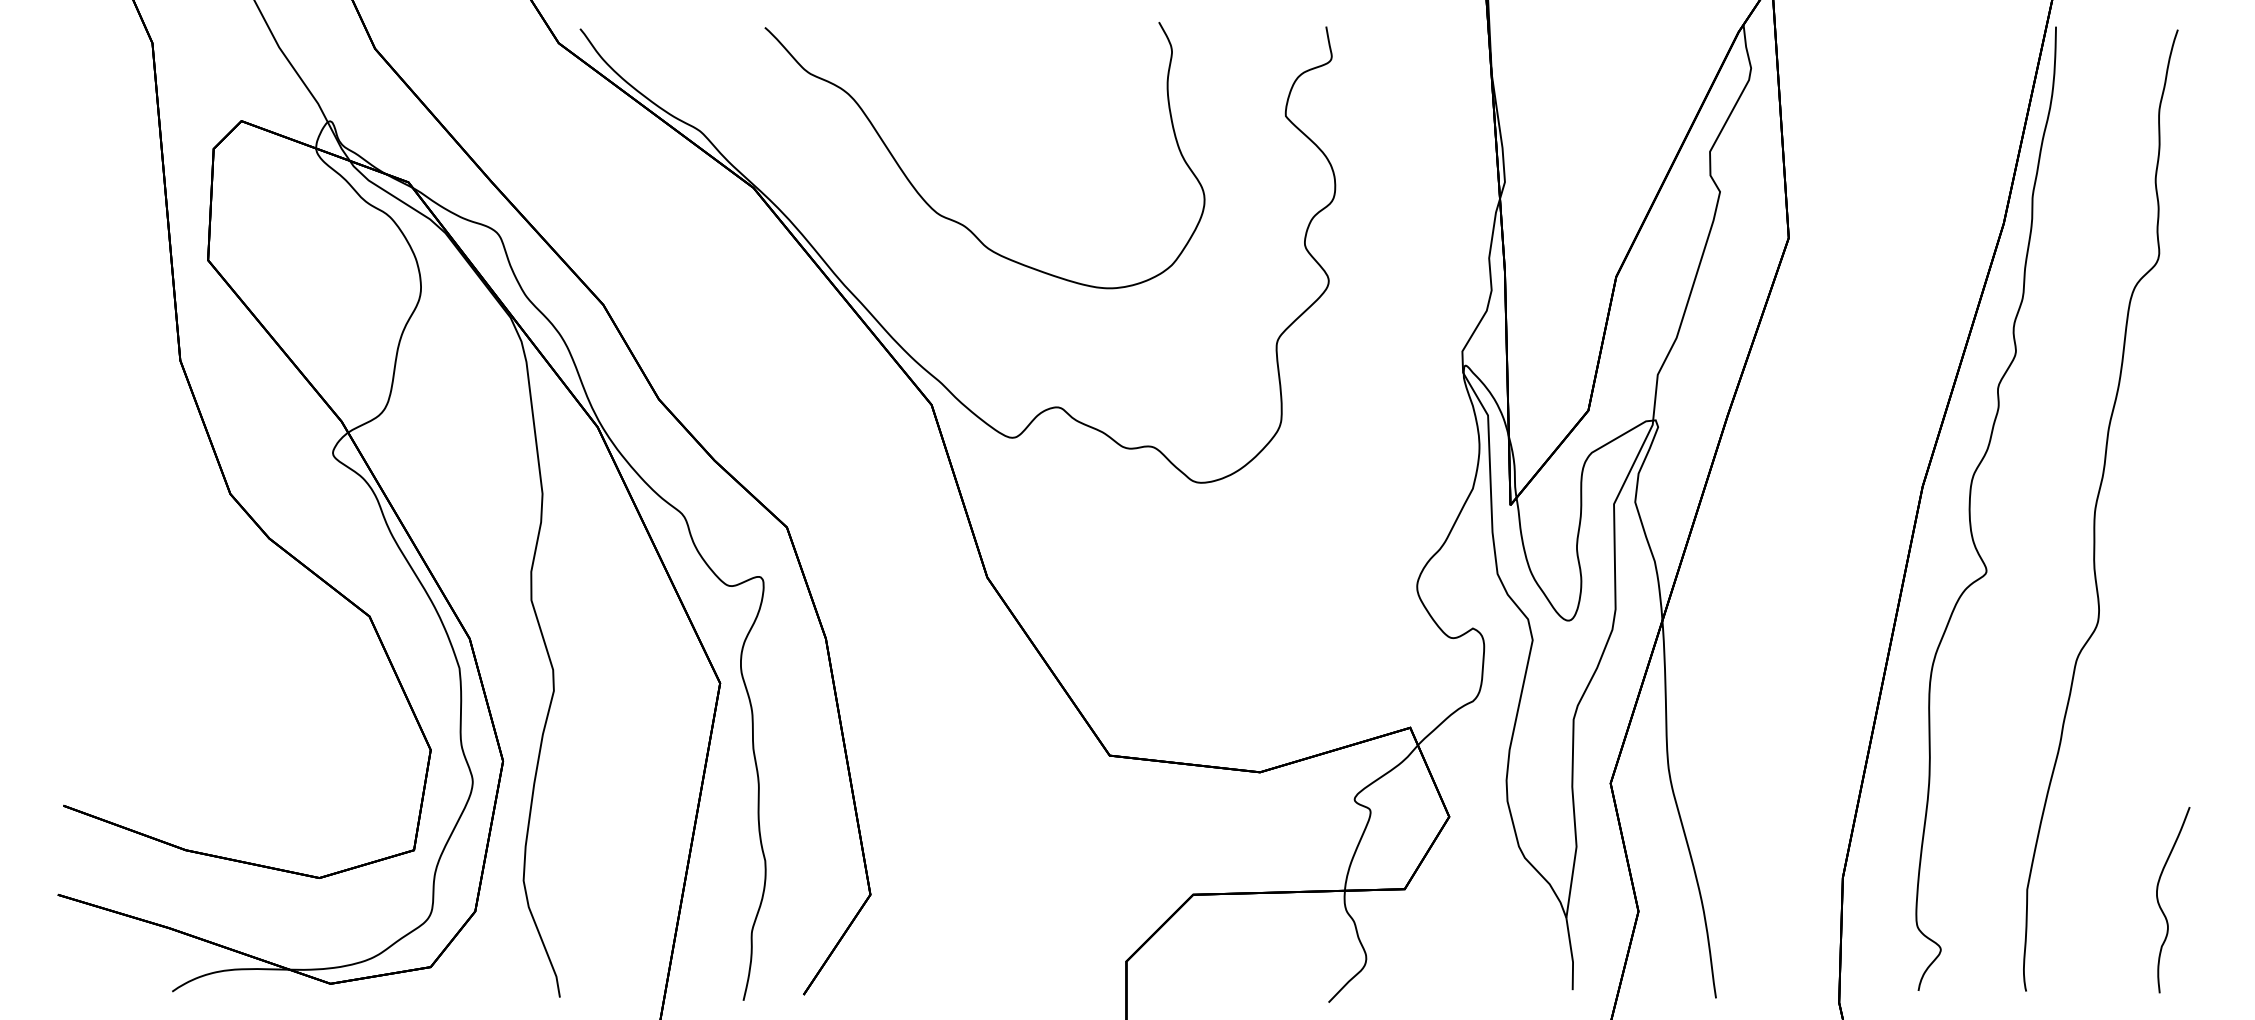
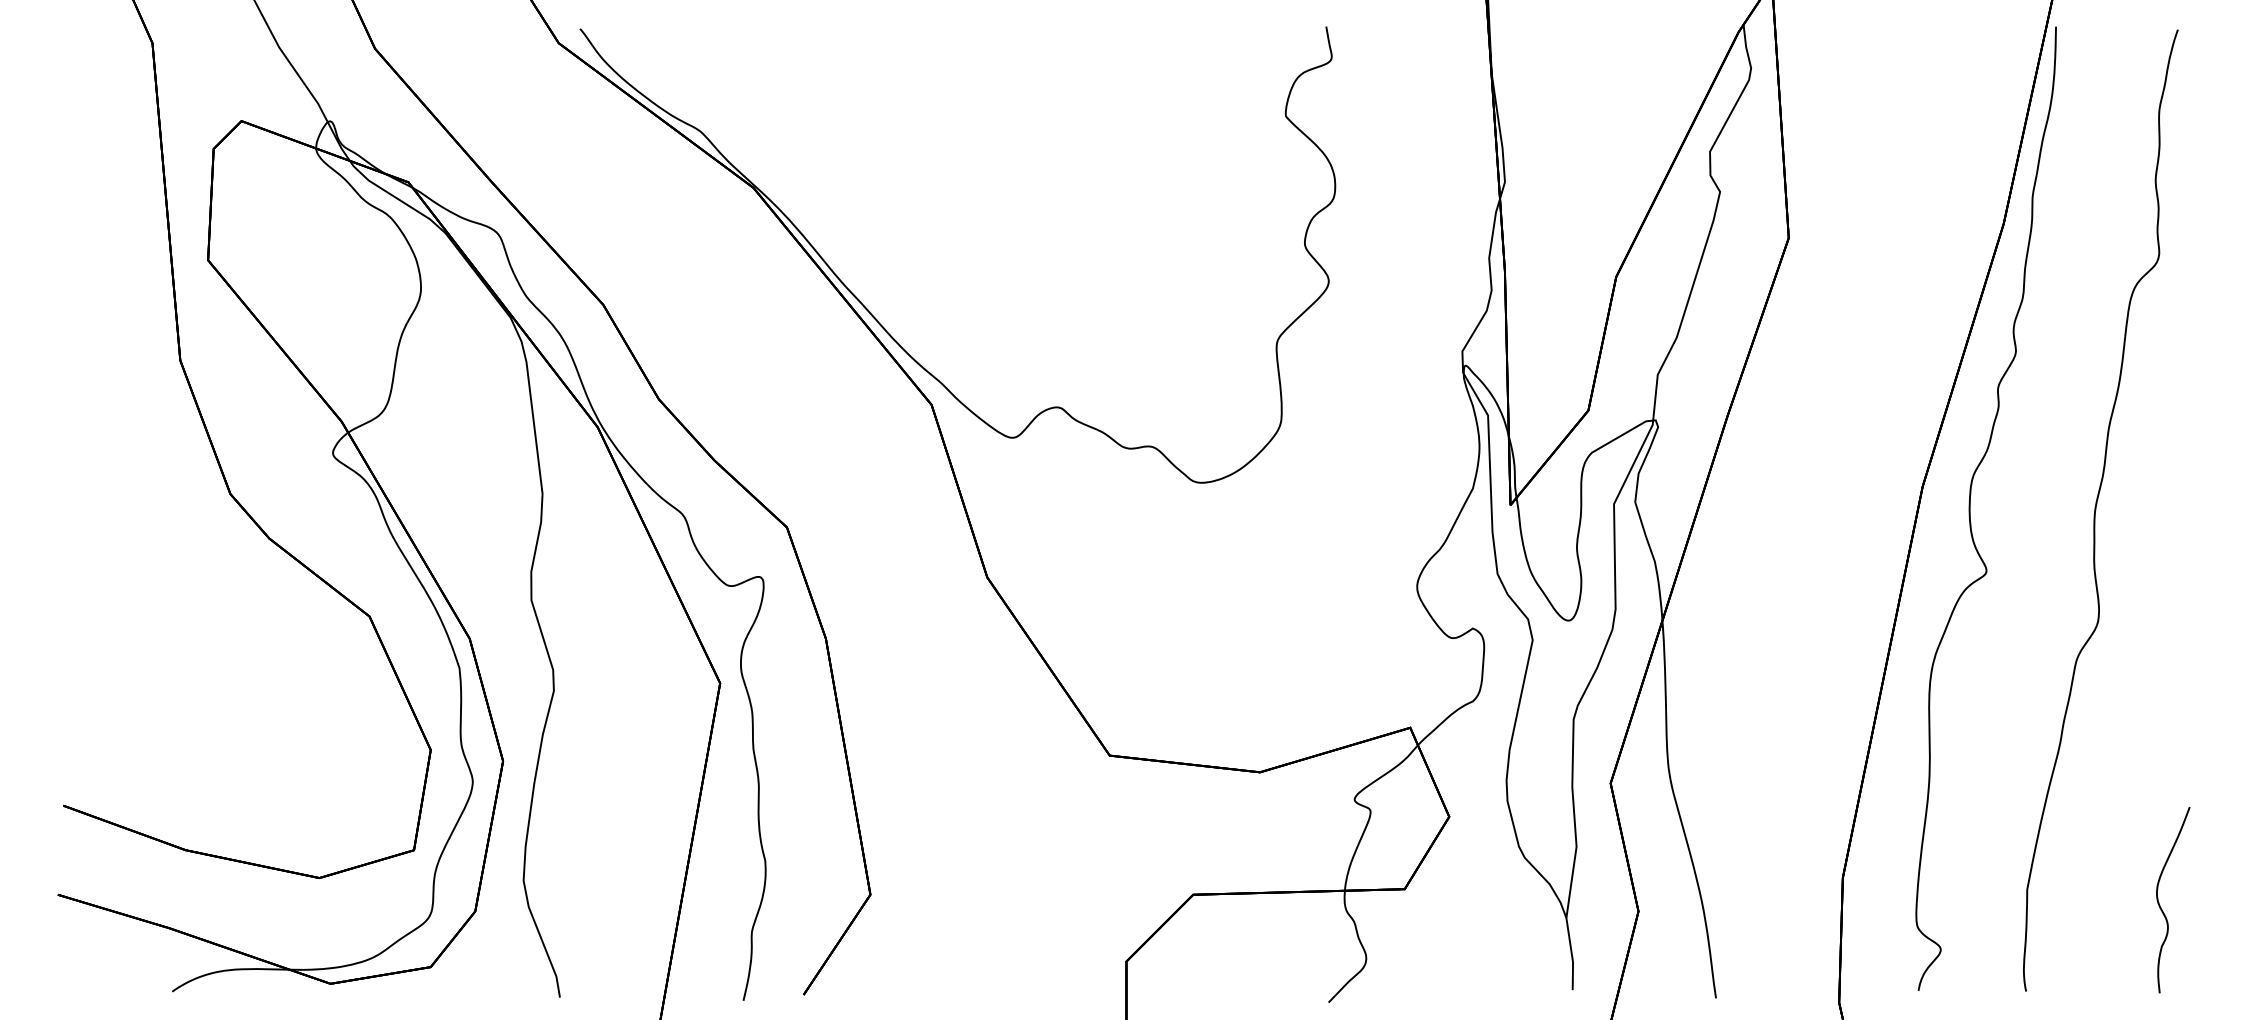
curve: present -> none (953, 219)
